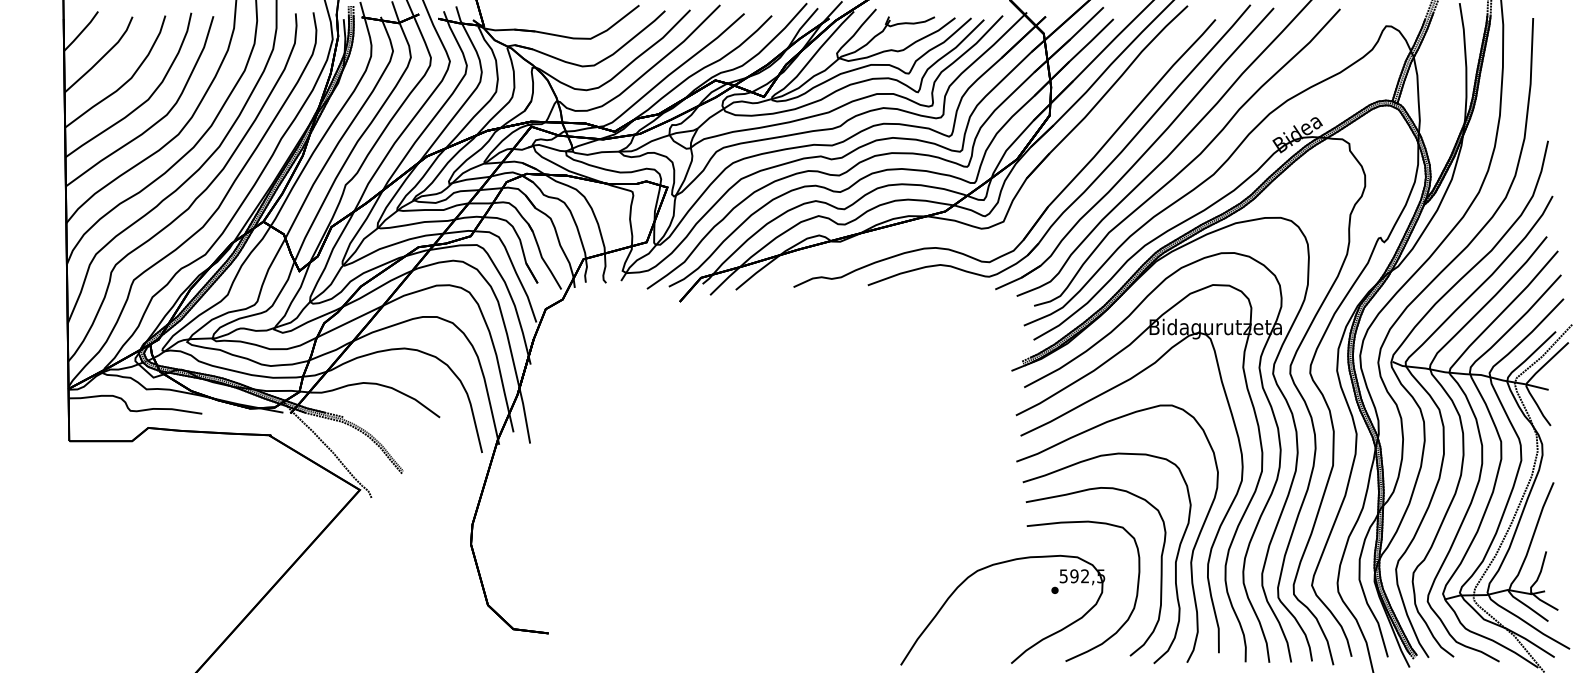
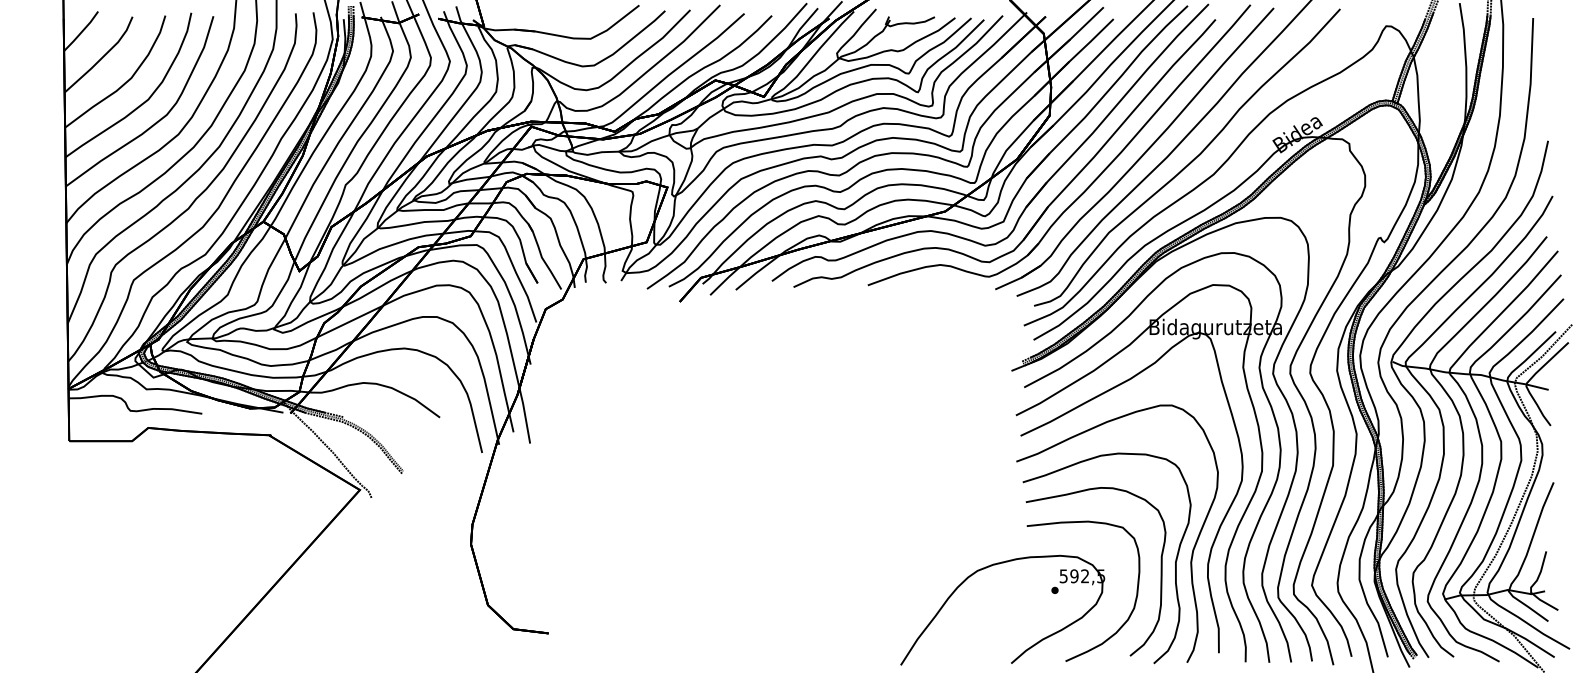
part: none -> present (1042, 185)
